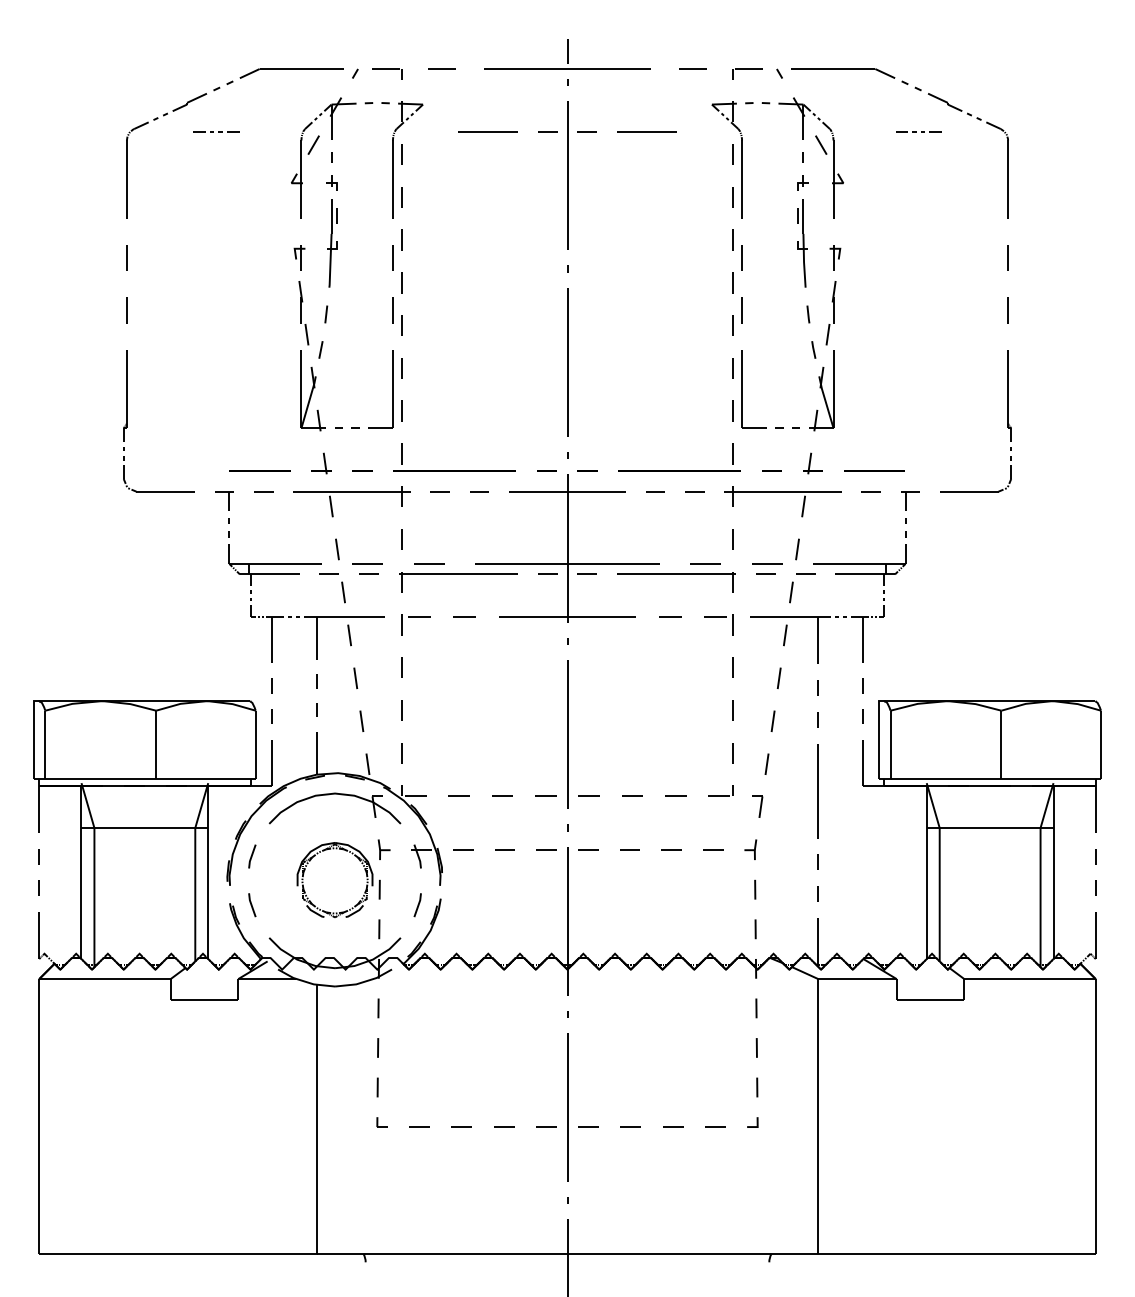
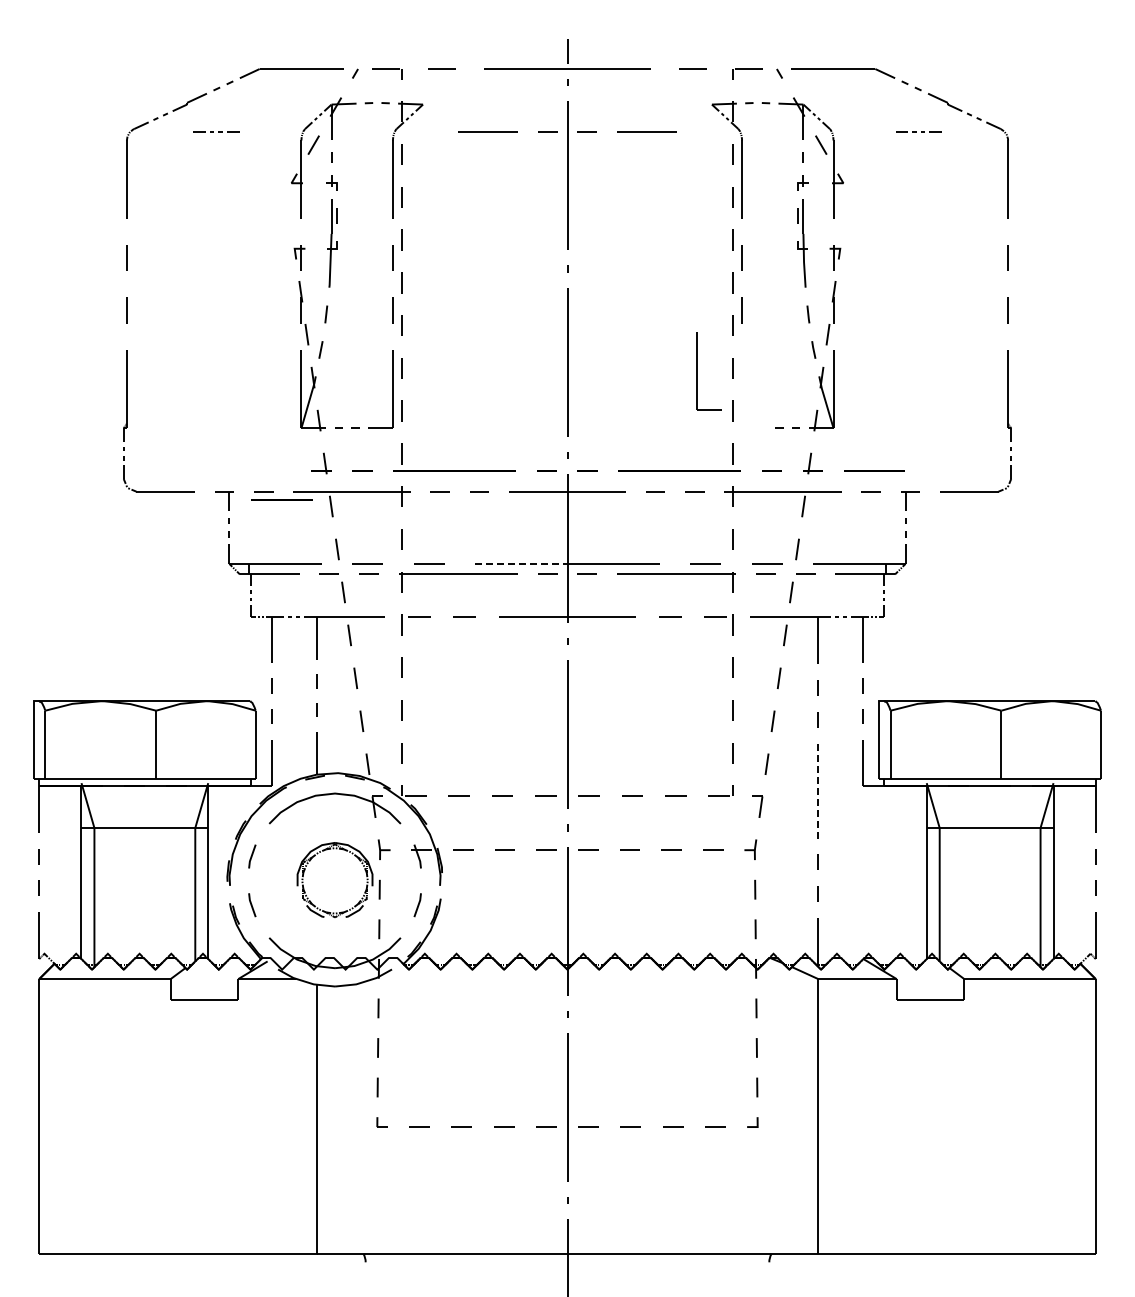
part position: (742, 389) -> (697, 371) (697, 371)
line position: (259, 470) -> (281, 499) (281, 499)
line: solid -> dashed (520, 563)
line: solid -> dashed (818, 791)
